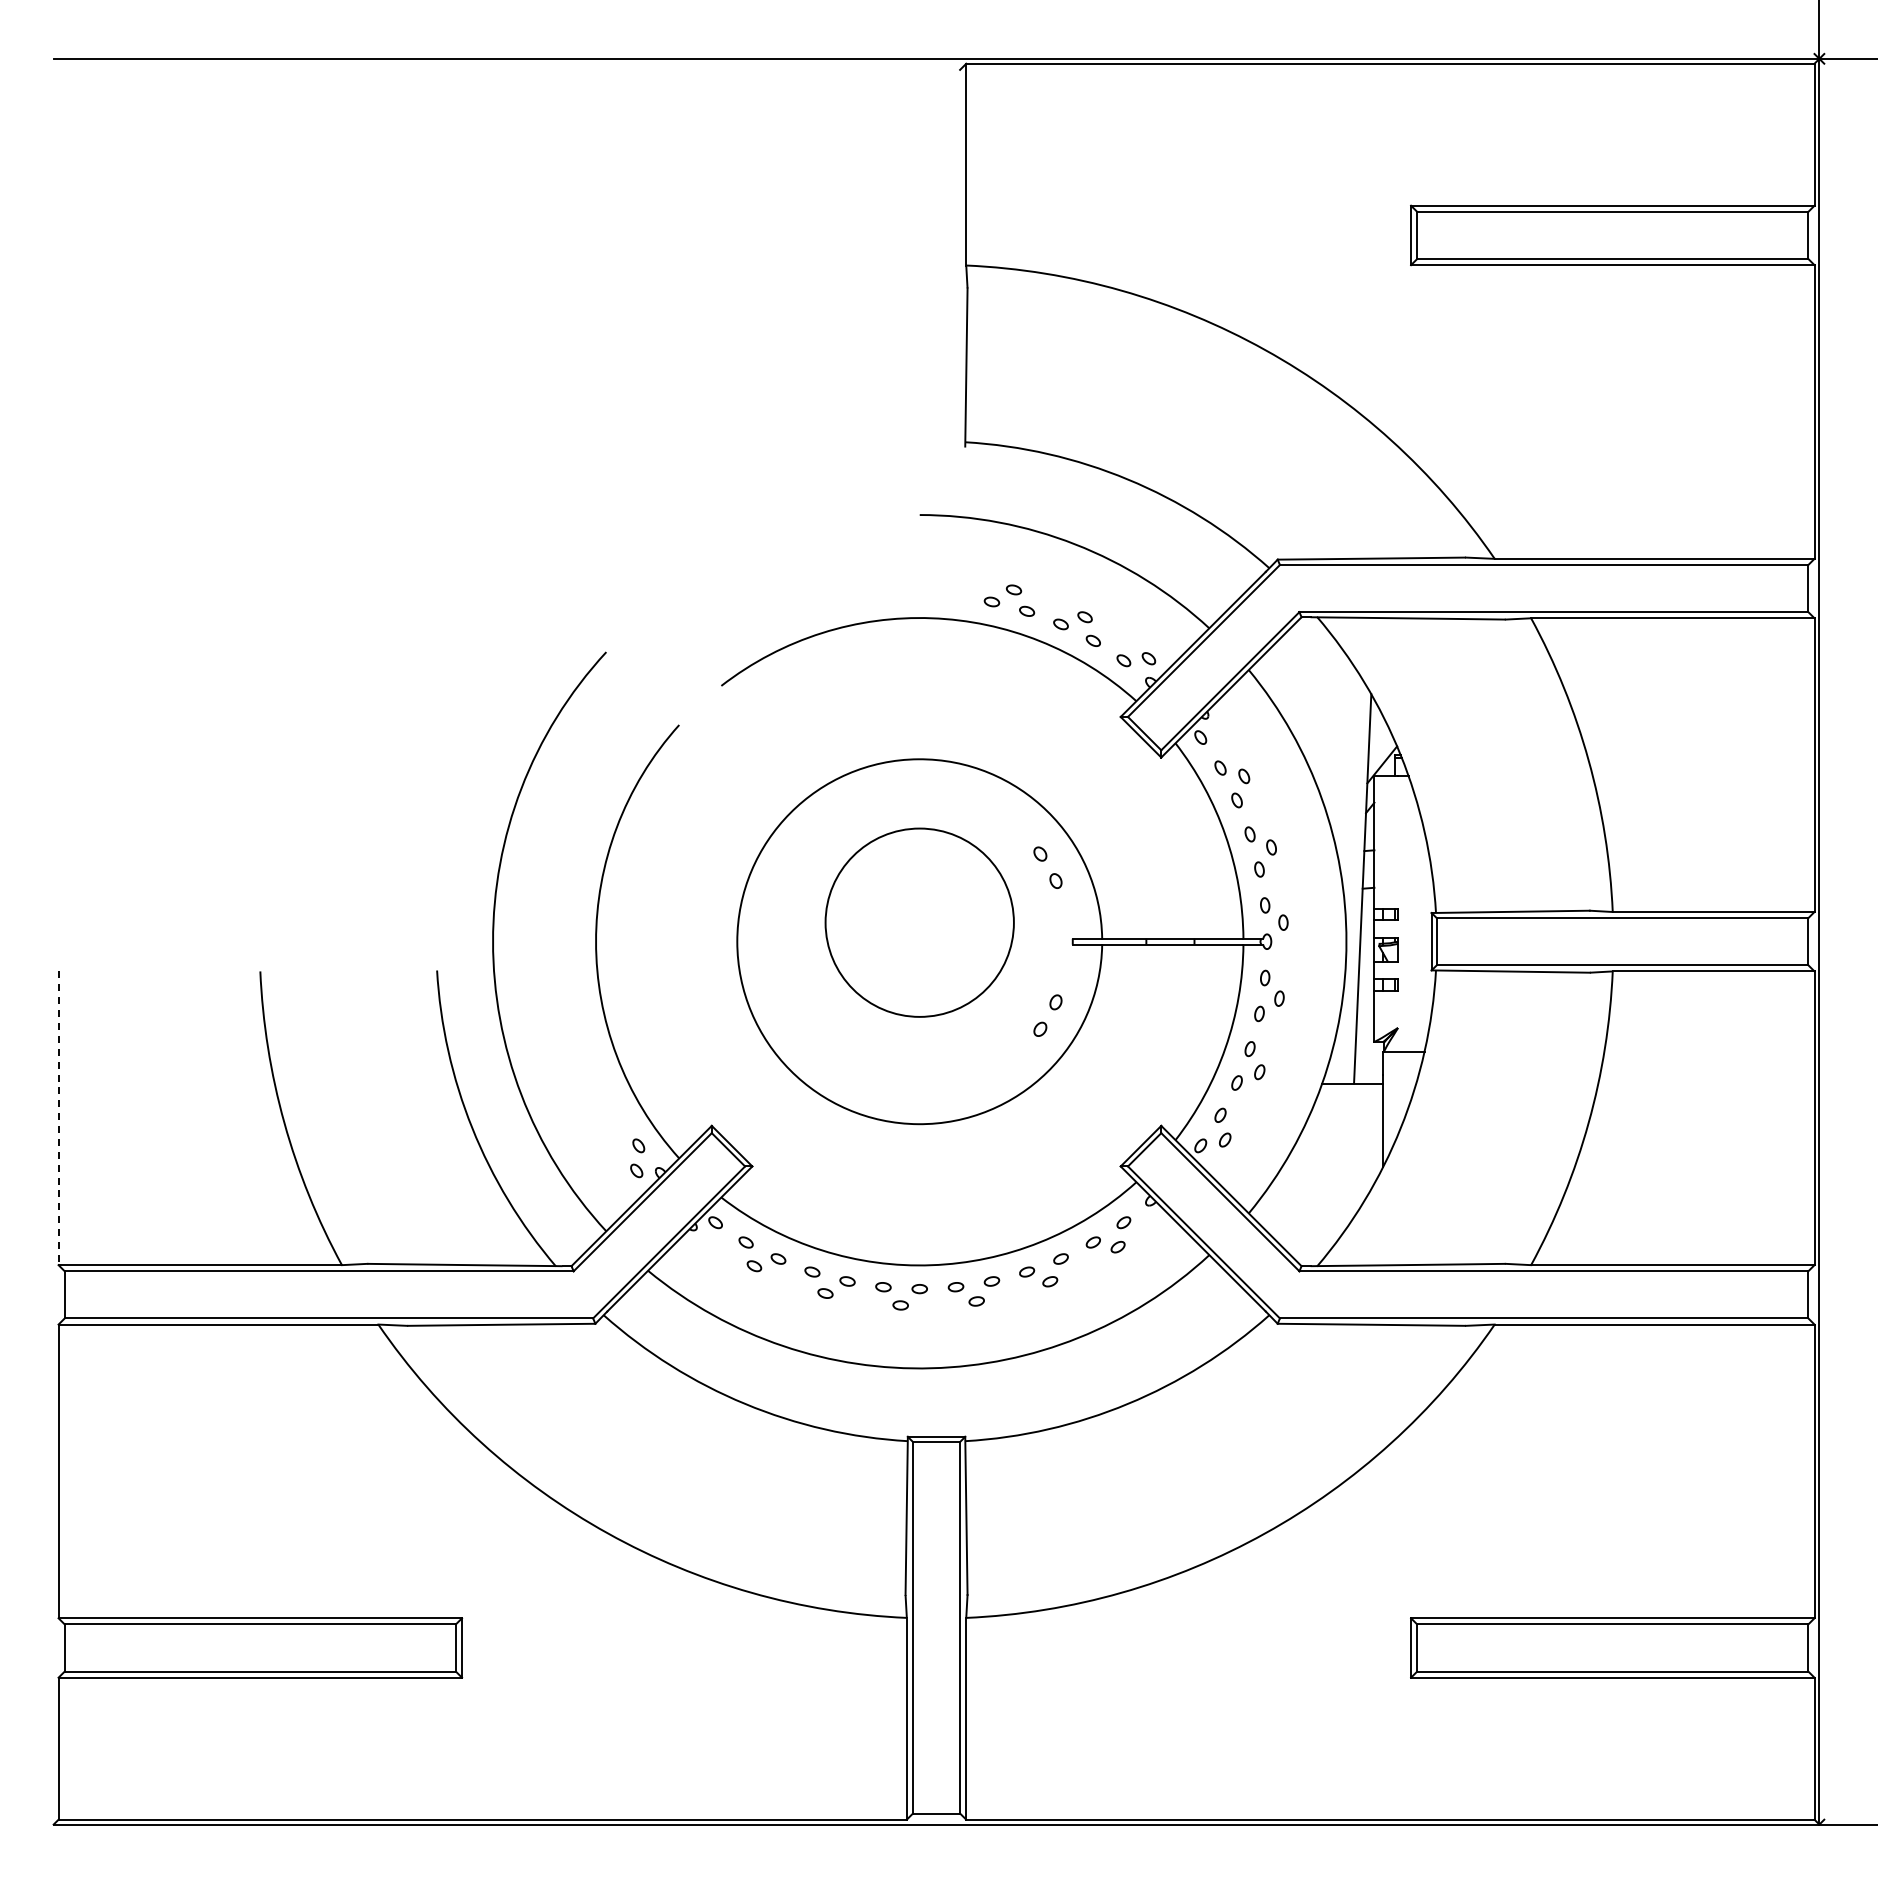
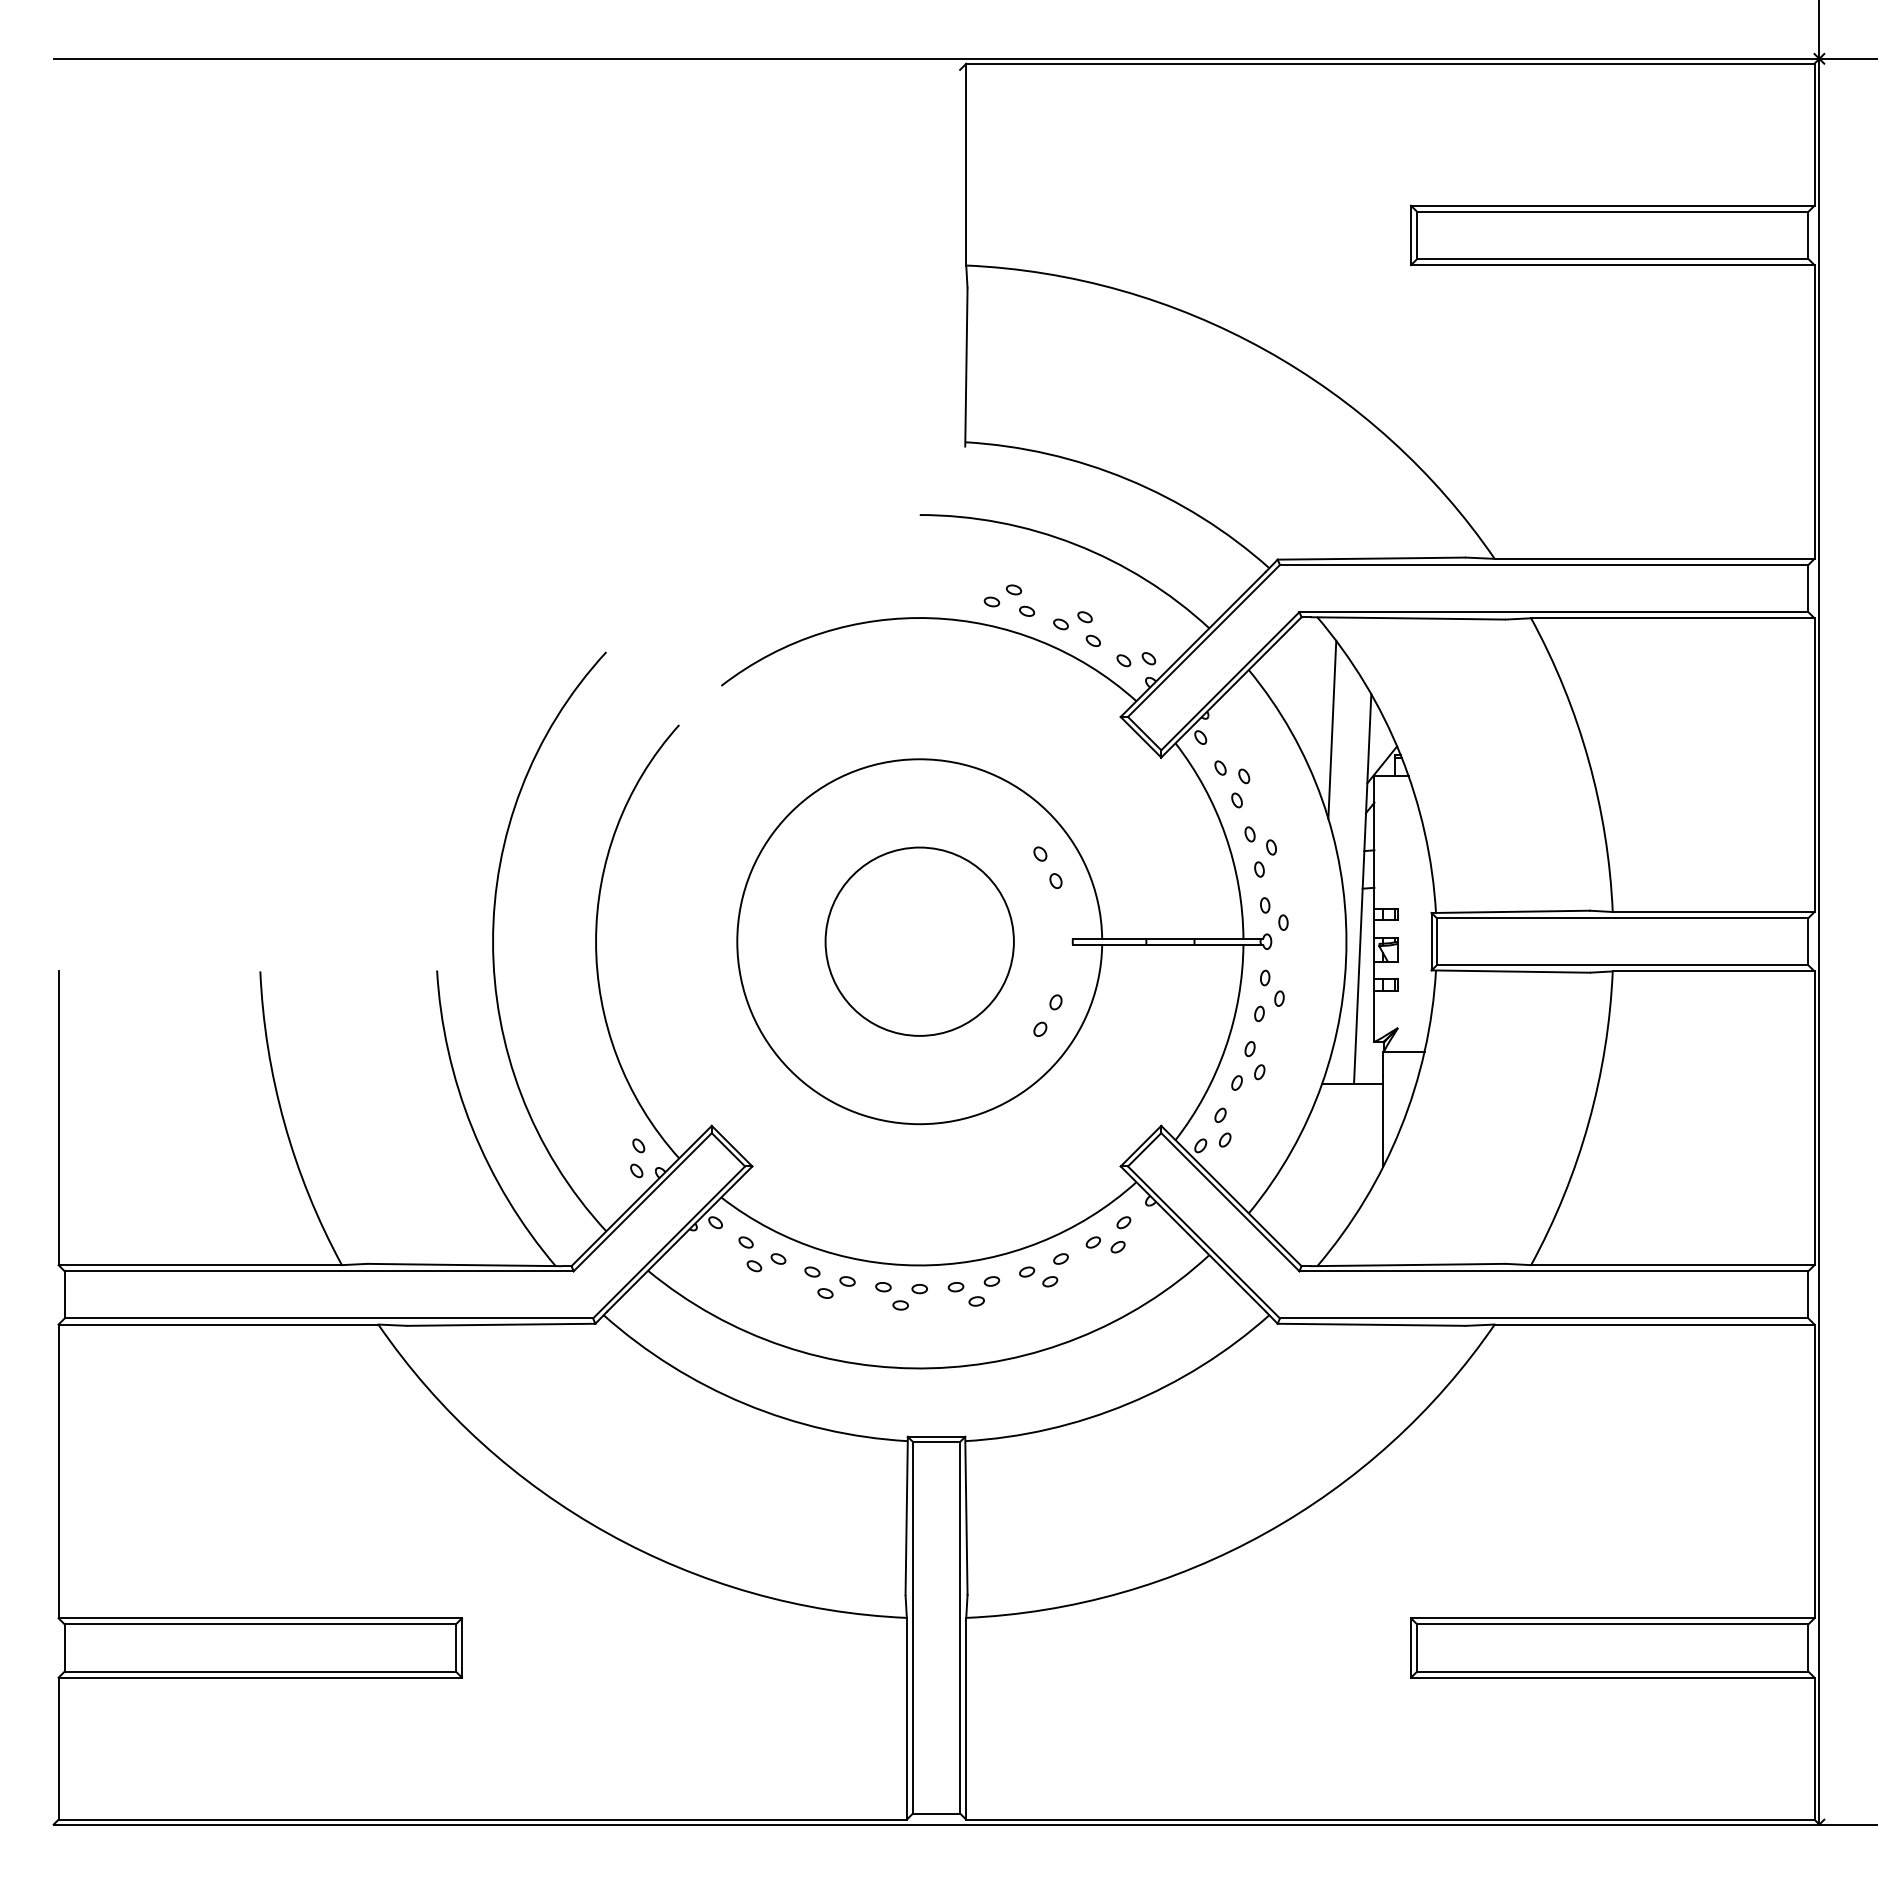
line: none -> present (1332, 729)
circle position: (919, 922) -> (919, 941) (919, 941)
line: dashed -> solid (58, 1118)
